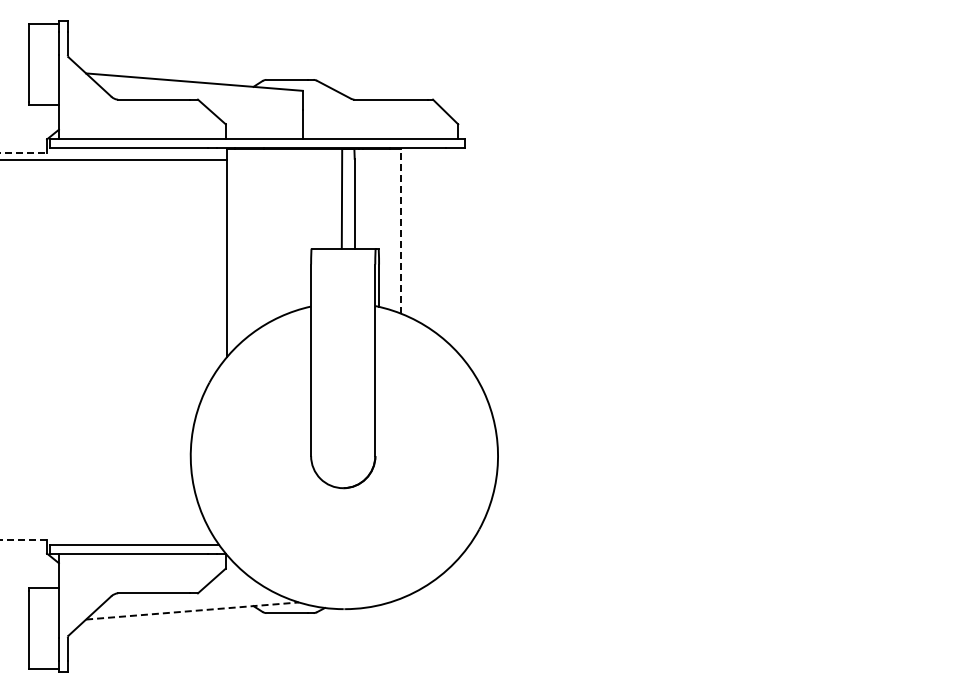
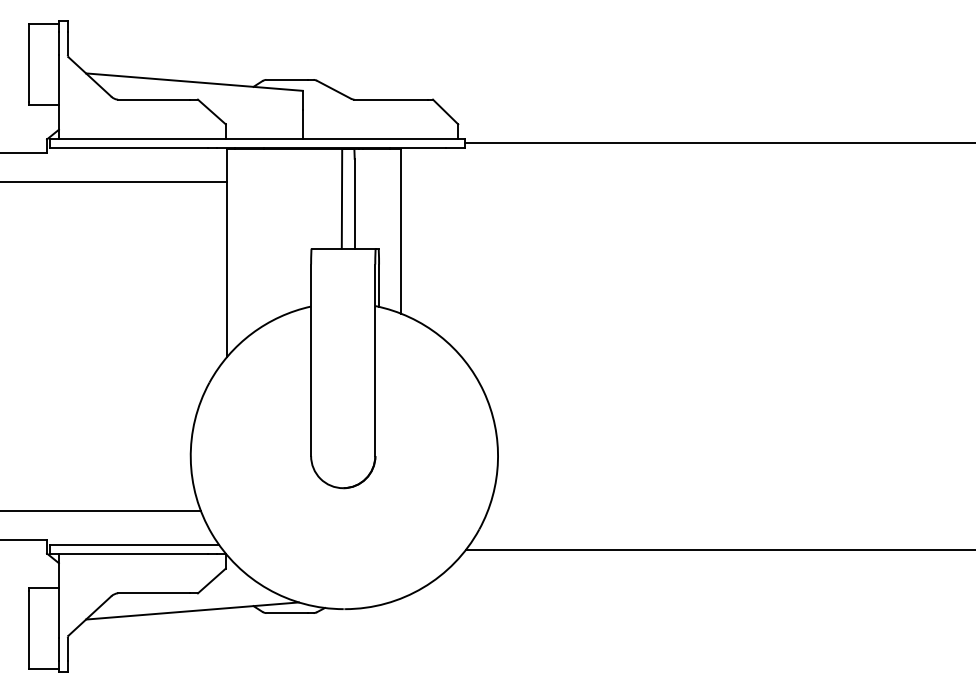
line: none -> present (718, 142)
line: dashed -> solid (24, 152)
line position: (114, 160) -> (114, 182) (114, 182)
line: dashed -> solid (401, 231)
line: none -> present (101, 510)
line: dashed -> solid (23, 540)
line: none -> present (718, 550)
line: dashed -> solid (192, 611)
